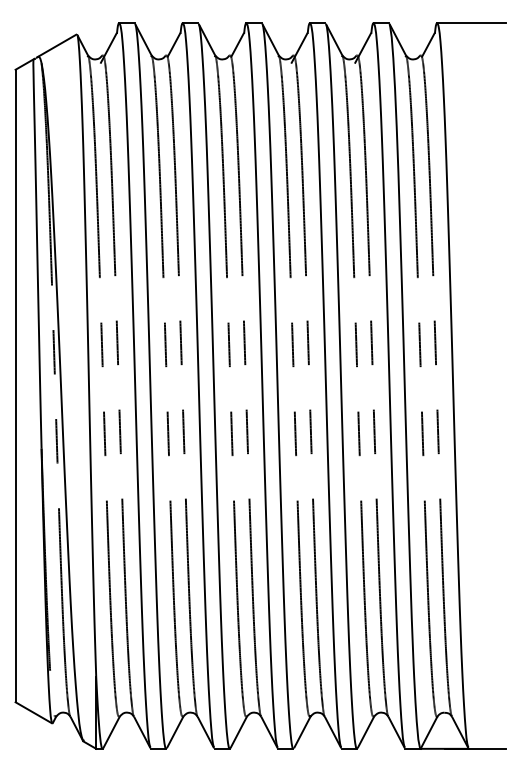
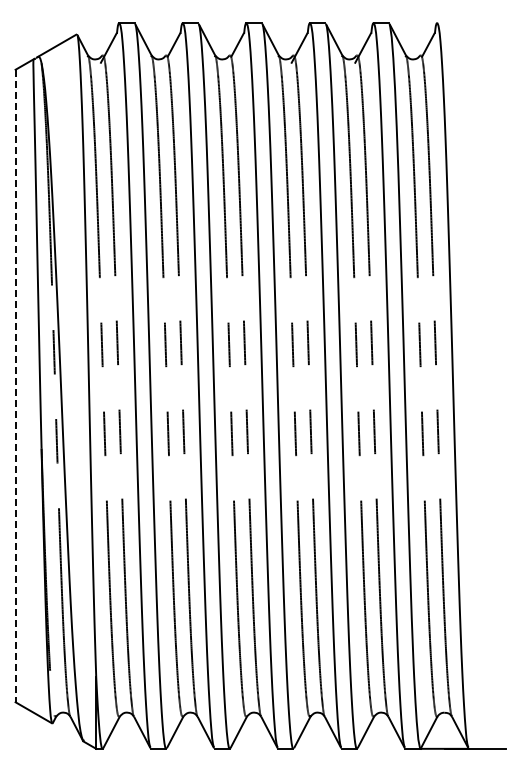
line: present -> none (471, 23)
line: solid -> dashed (15, 386)
